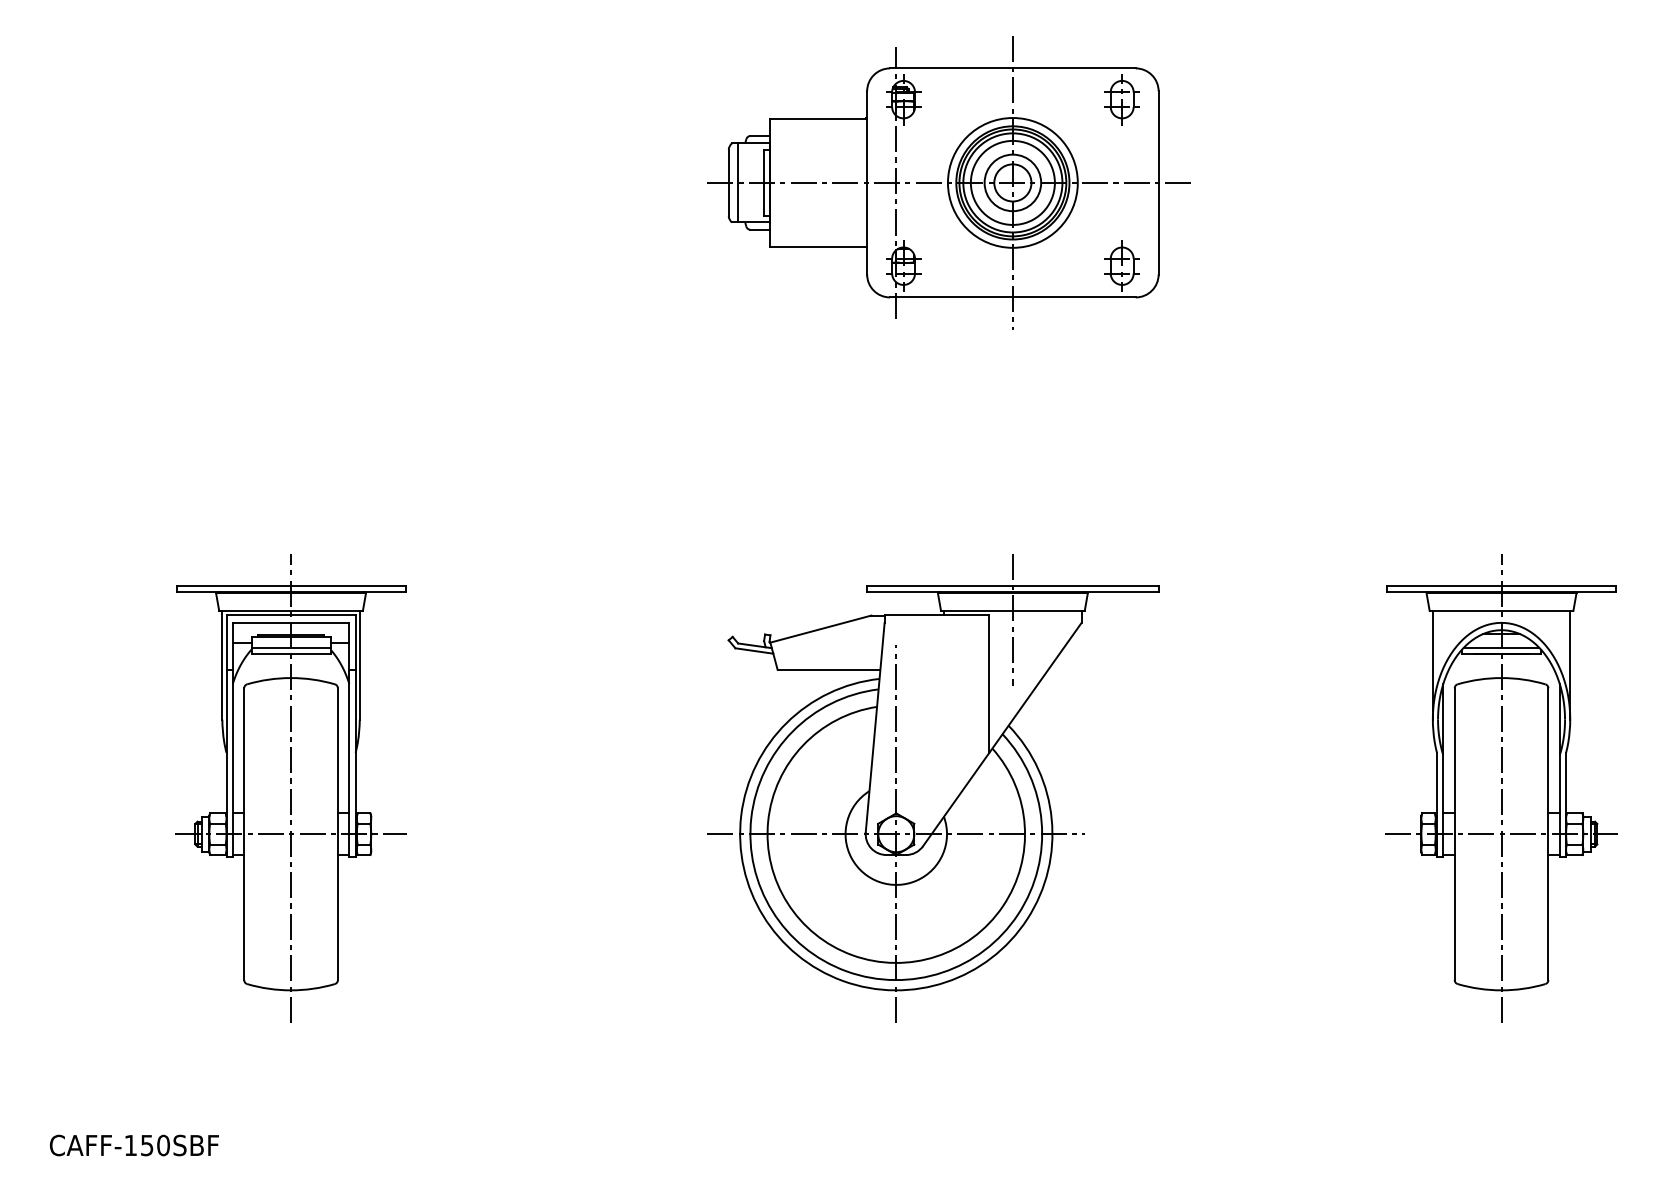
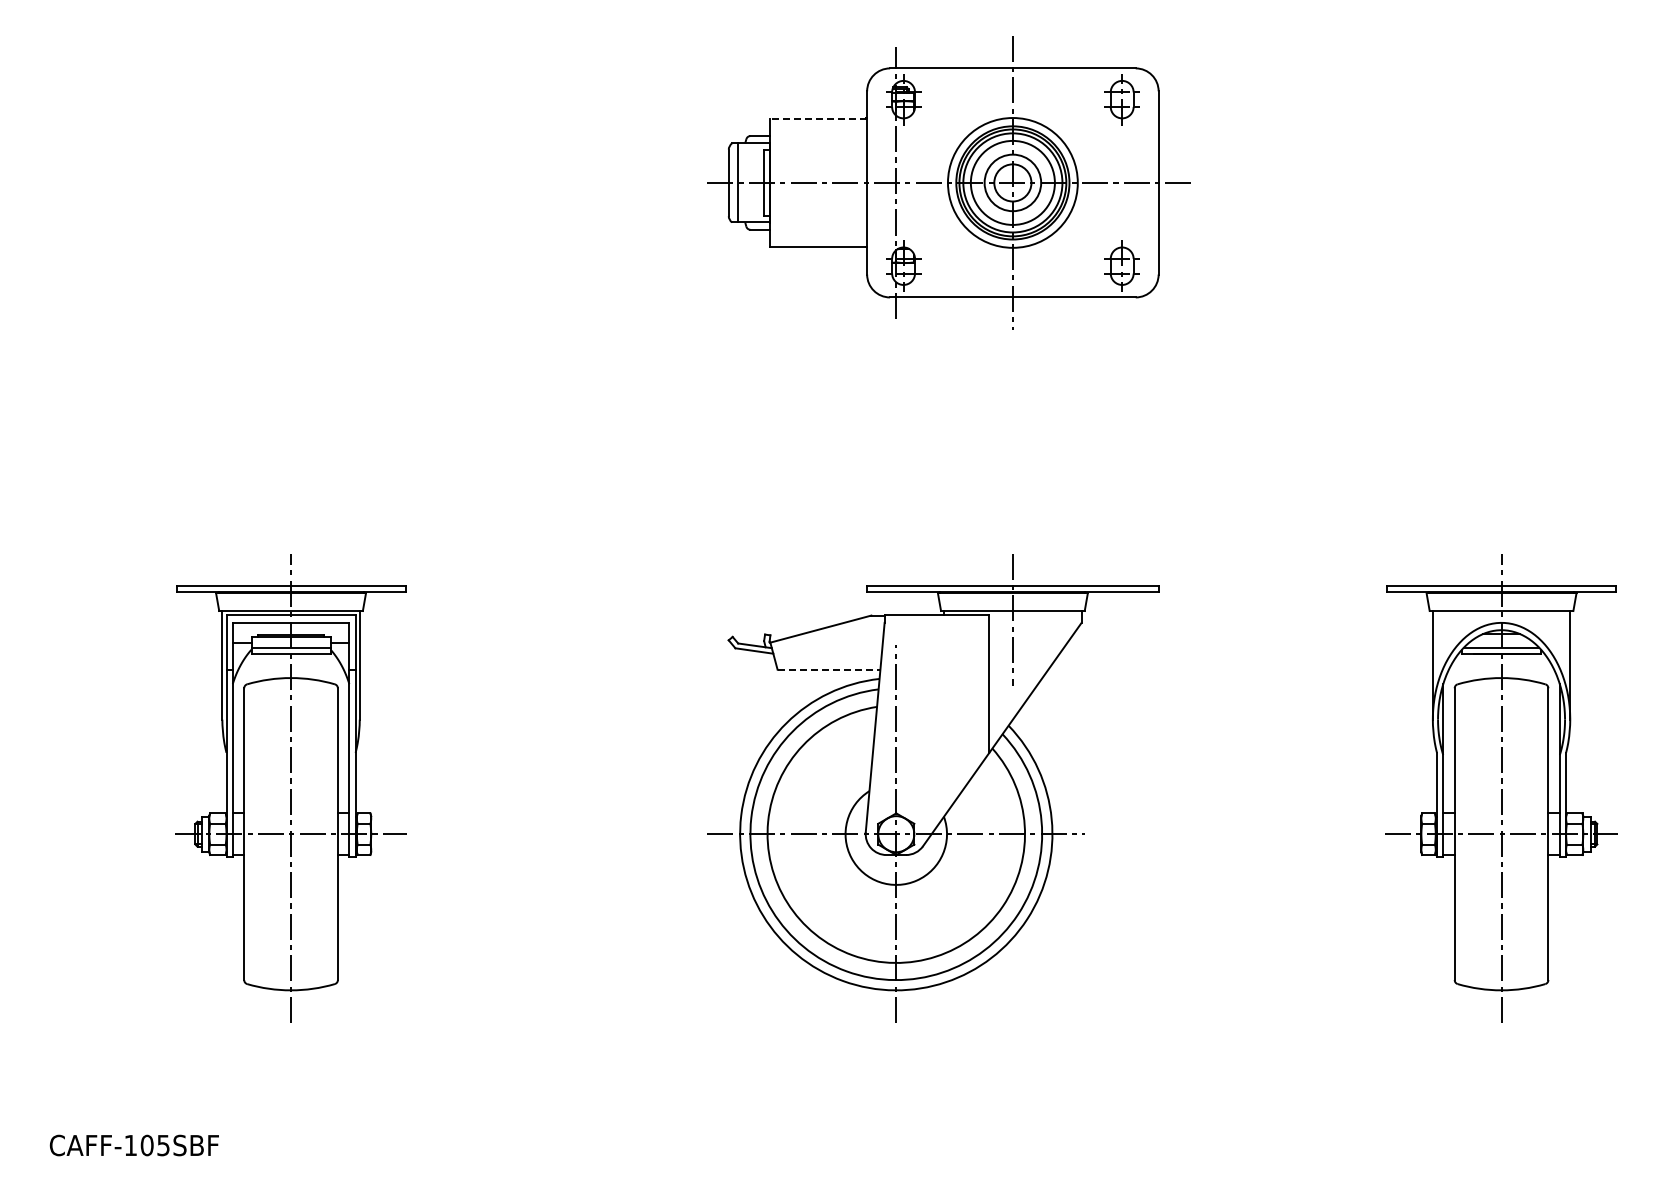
line: solid -> dashed (818, 118)
line: solid -> dashed (829, 669)
text: CAFF-150SBF -> CAFF-105SBF (154, 1145)
